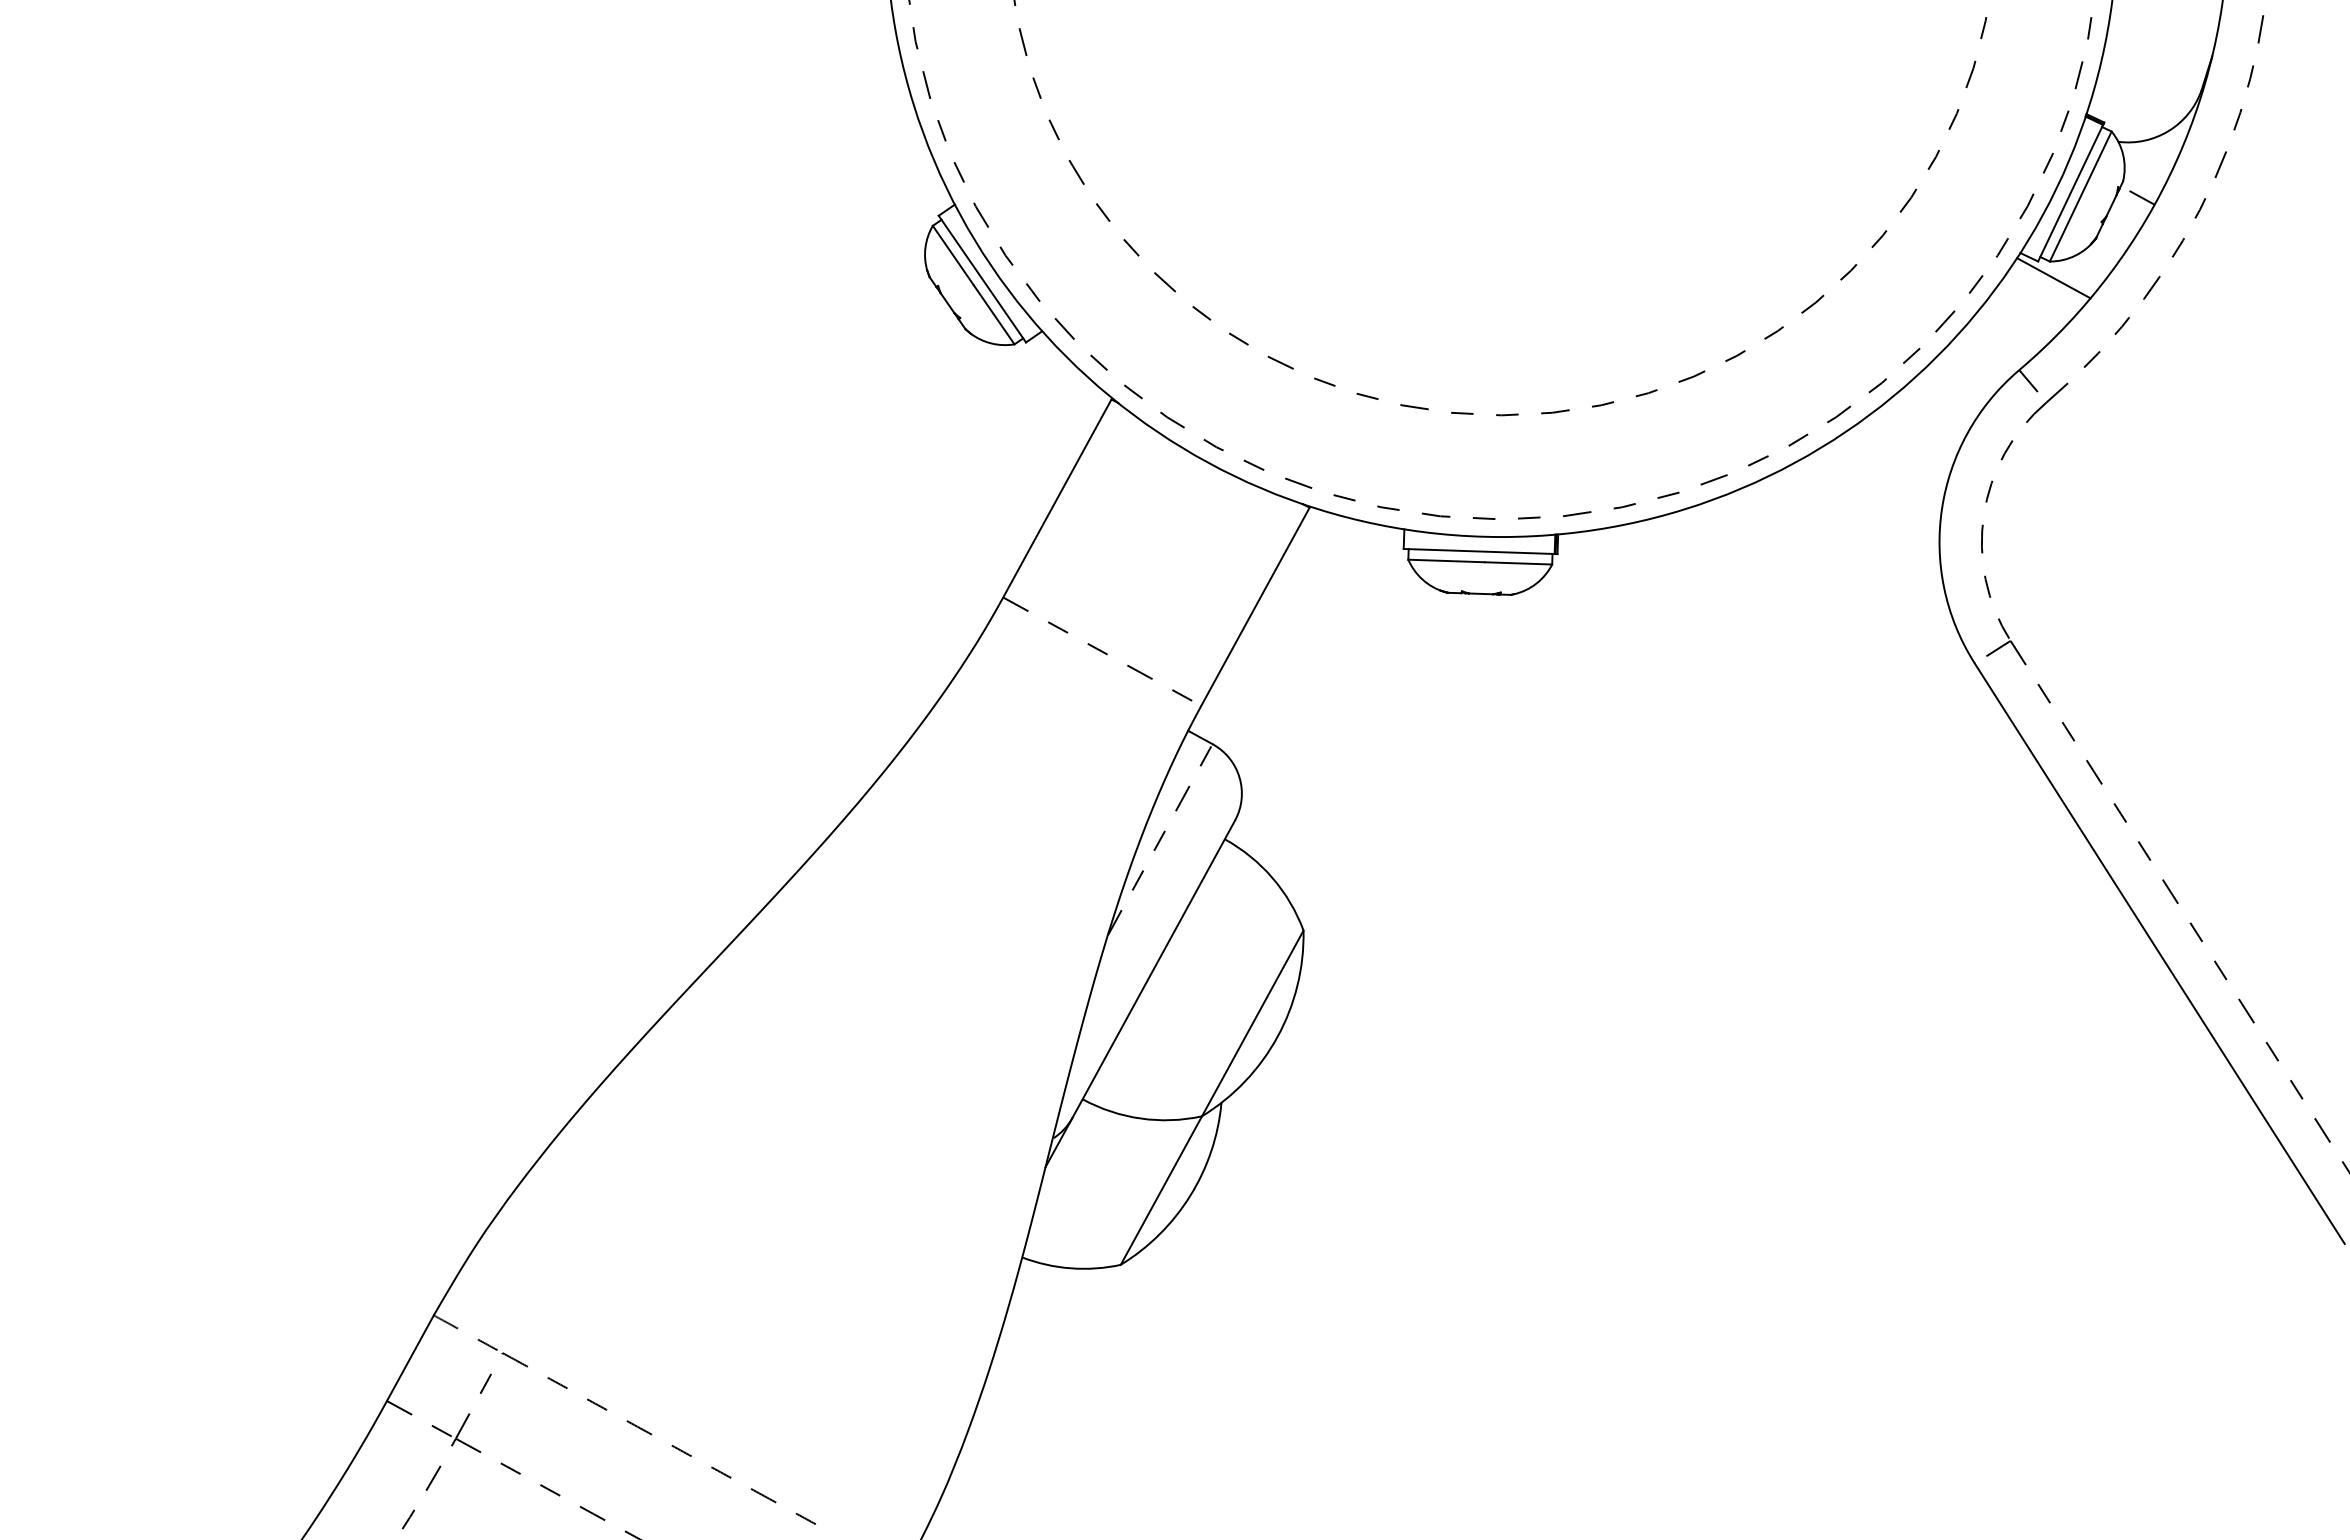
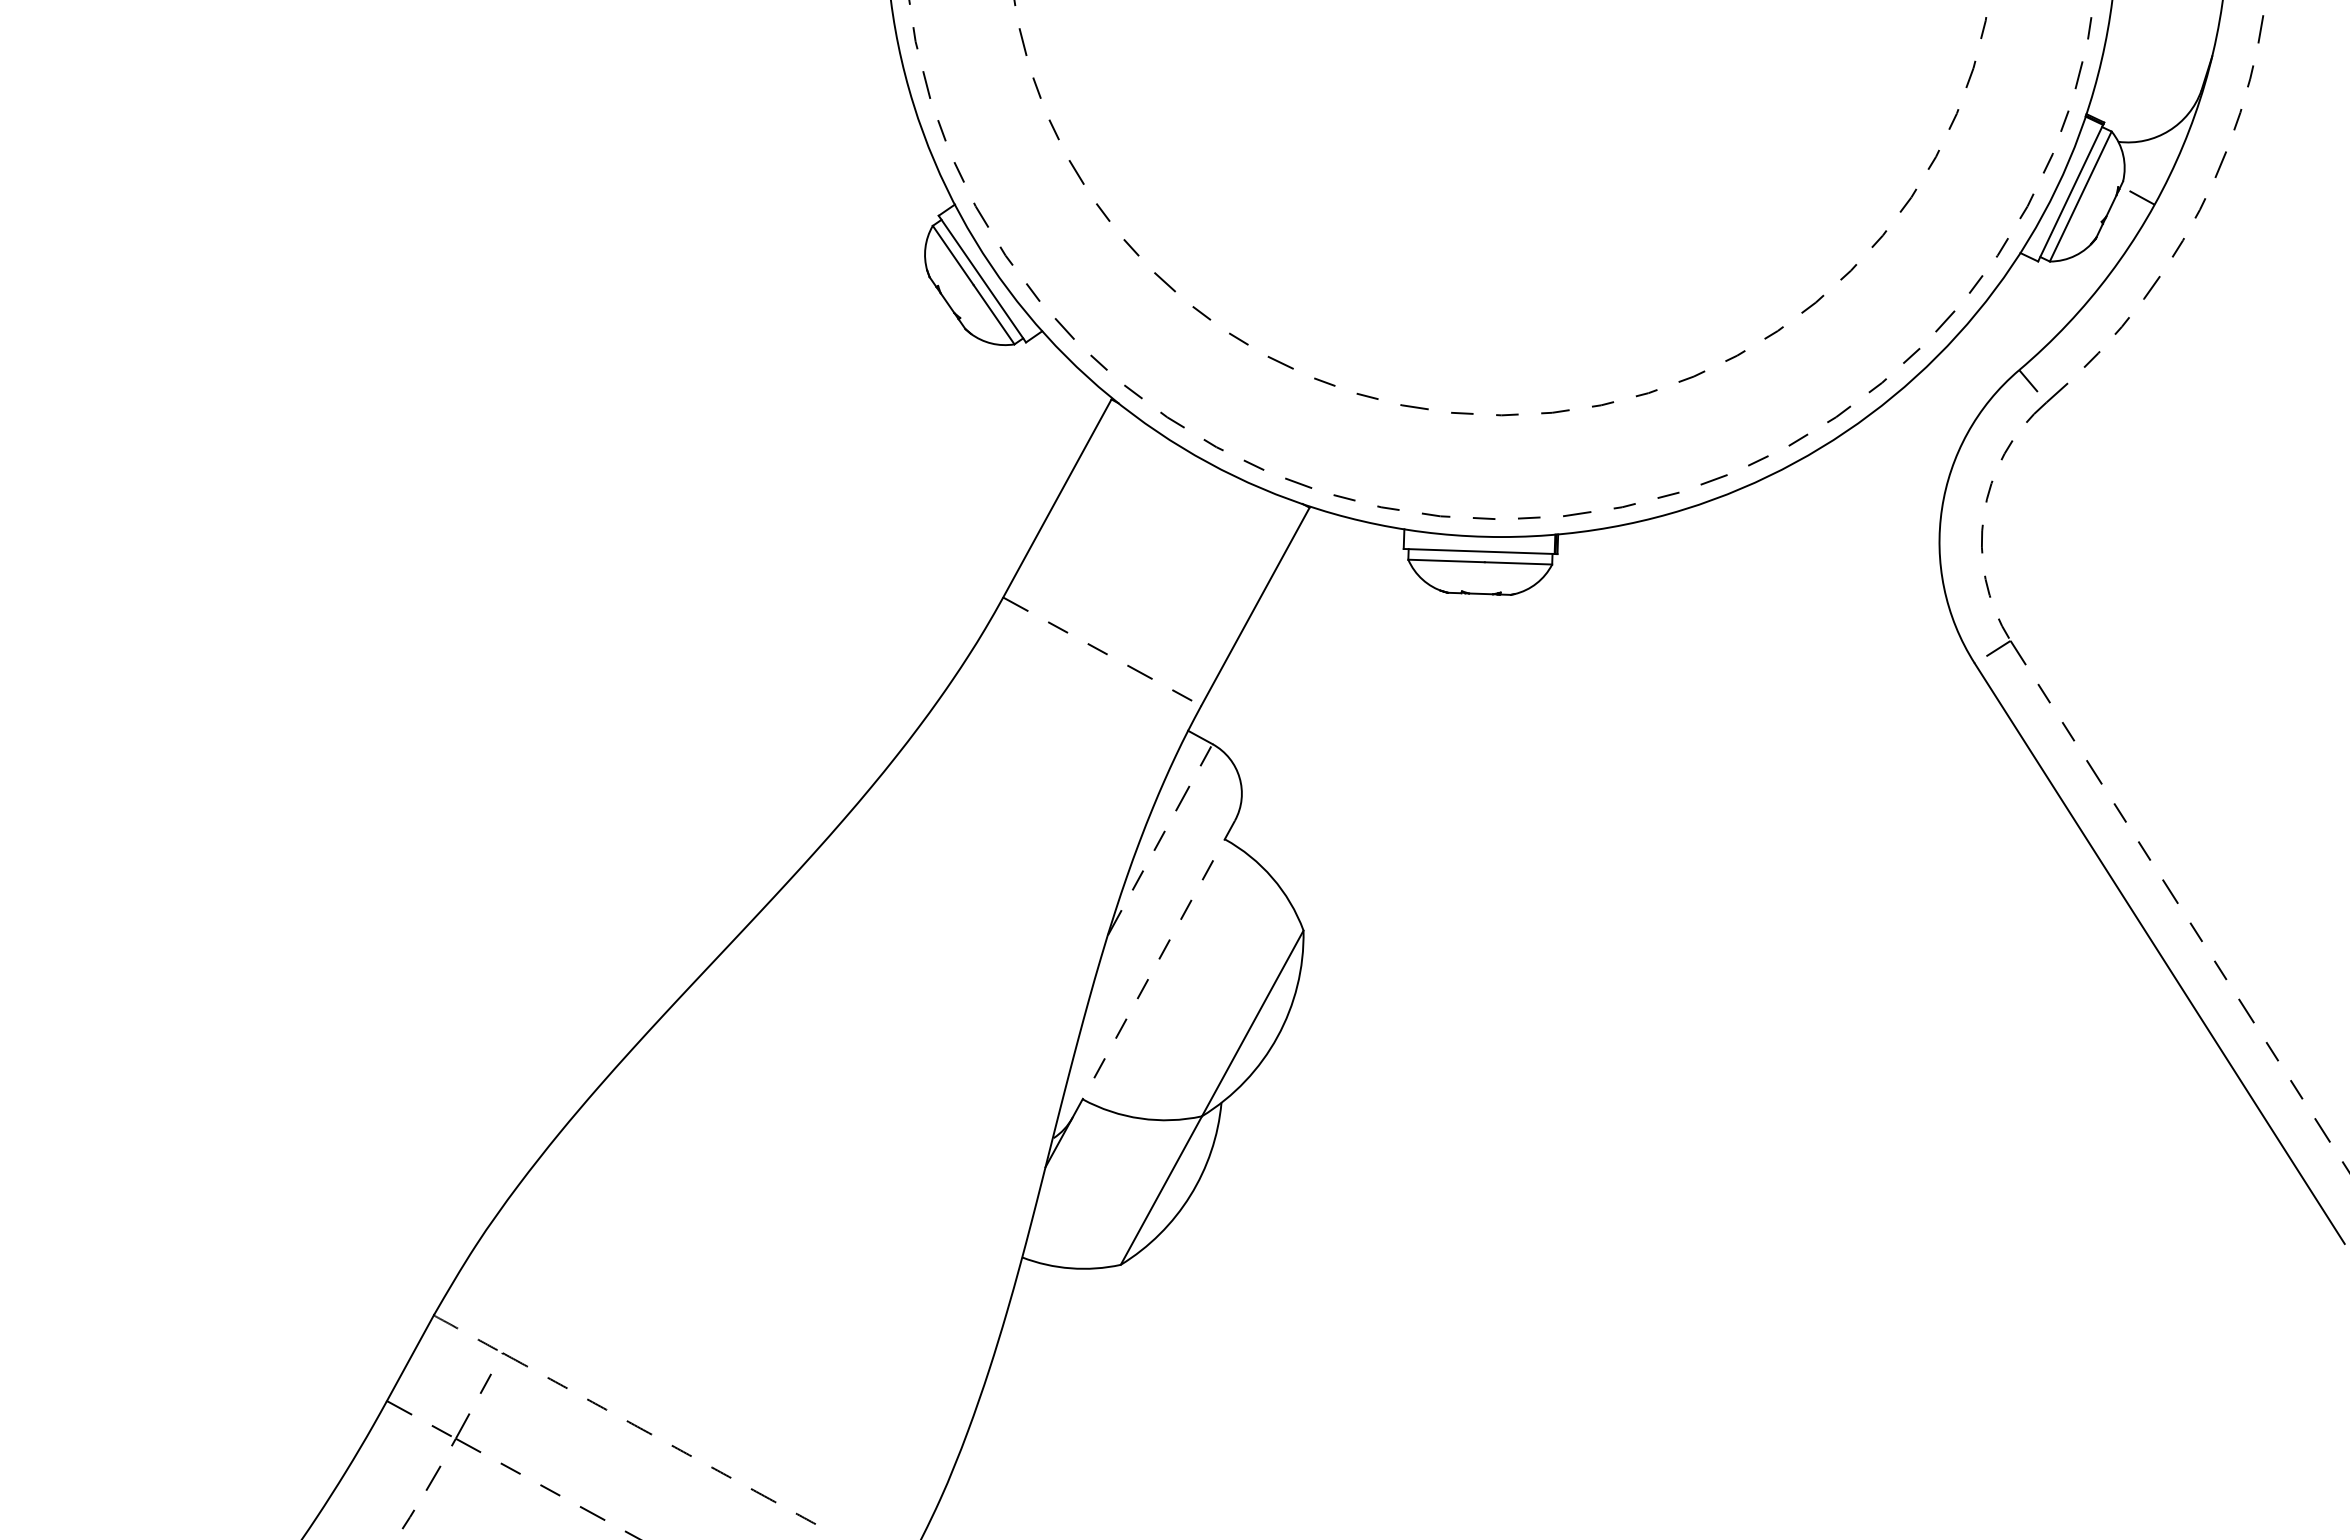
line: present -> none (2053, 278)
line: solid -> dashed (1153, 969)
